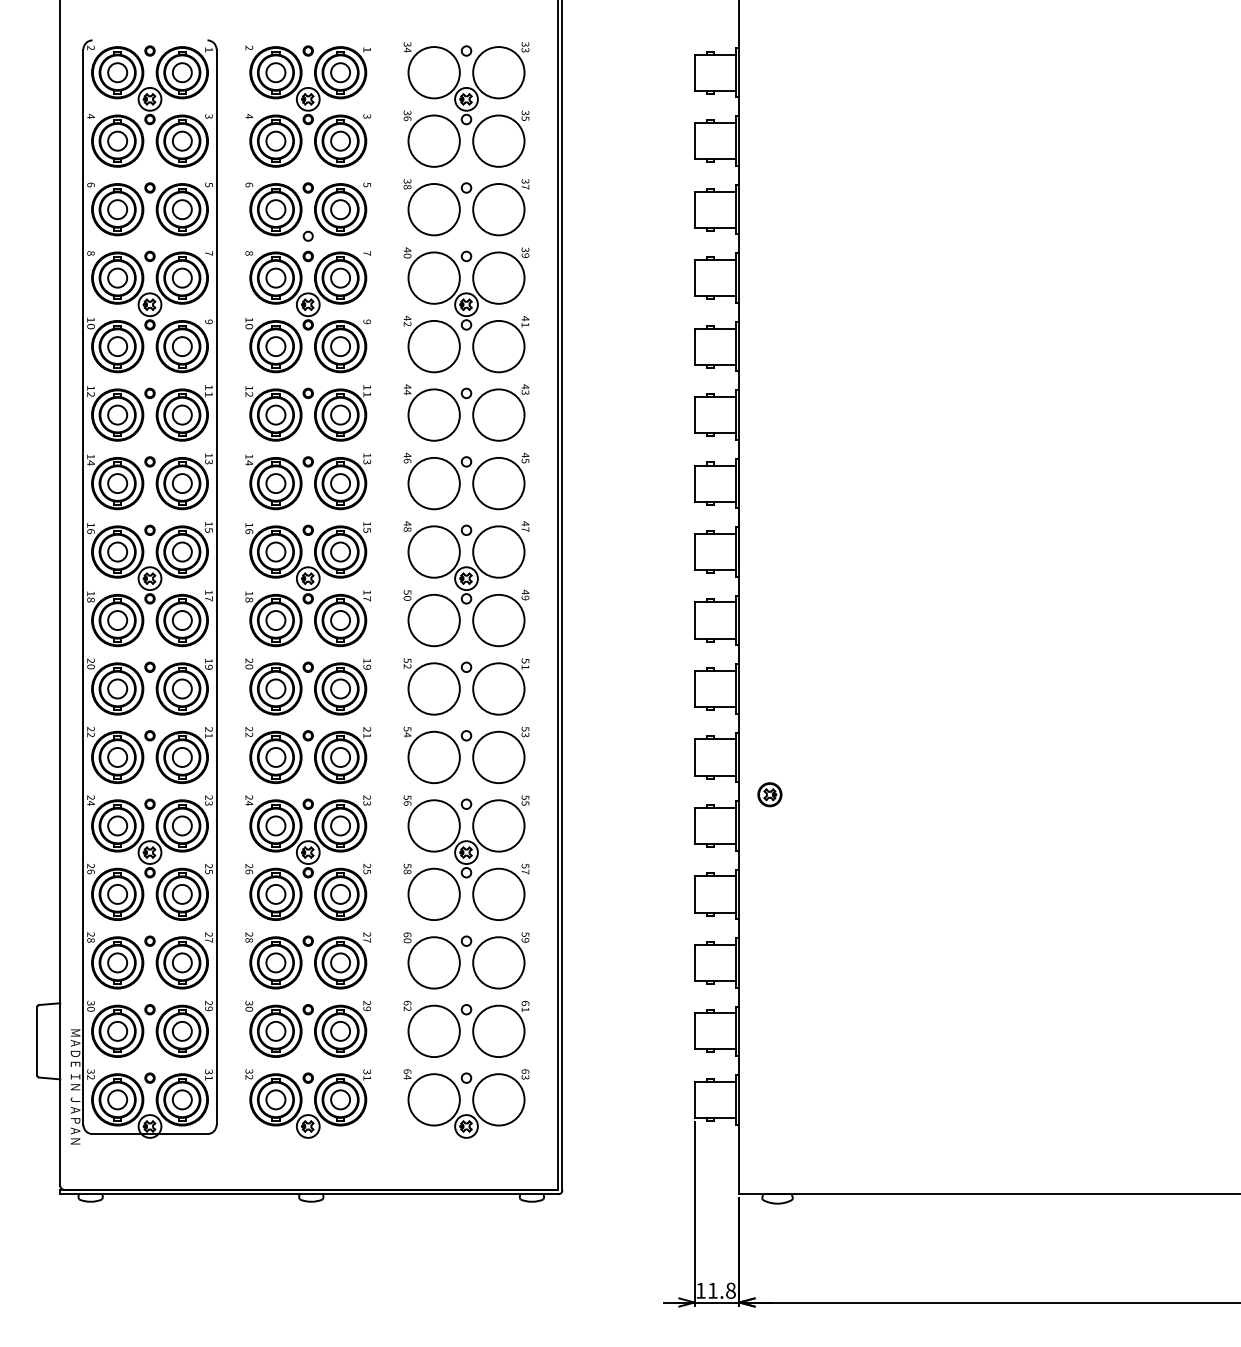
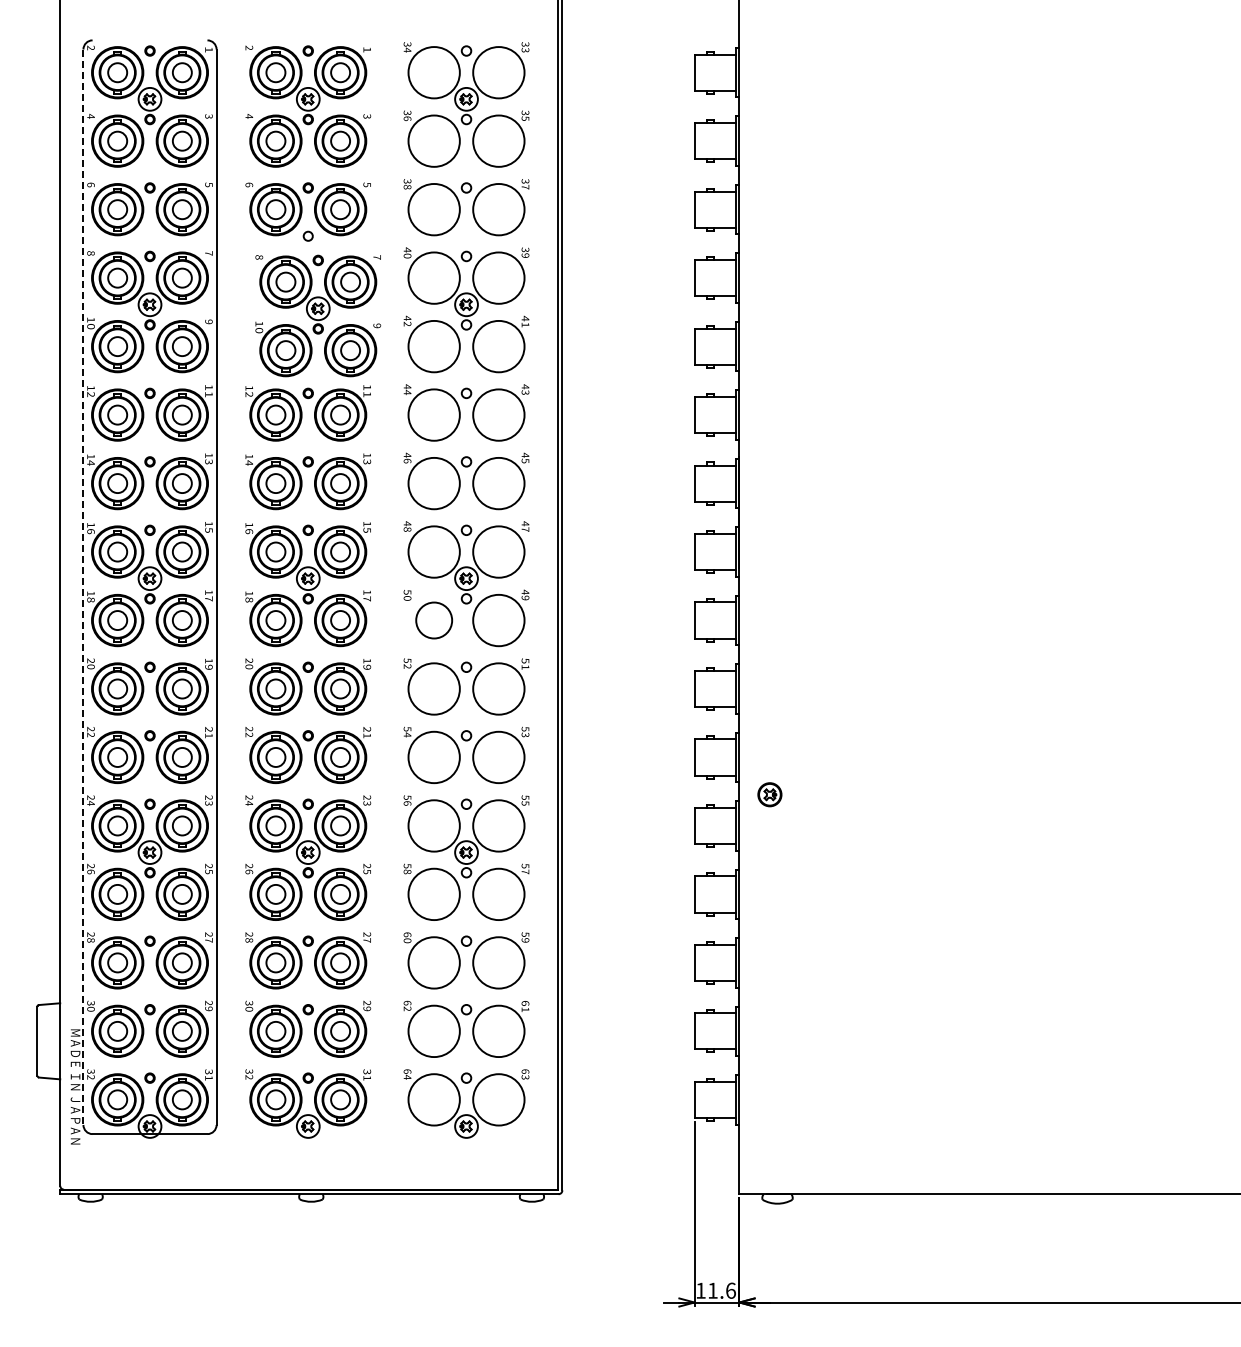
part position: (308, 311) -> (318, 315) (318, 315)
line: solid -> dashed (83, 587)
circle diameter: 51 px -> 36 px (434, 620)
text: 11.8 -> 11.6 (730, 1290)
